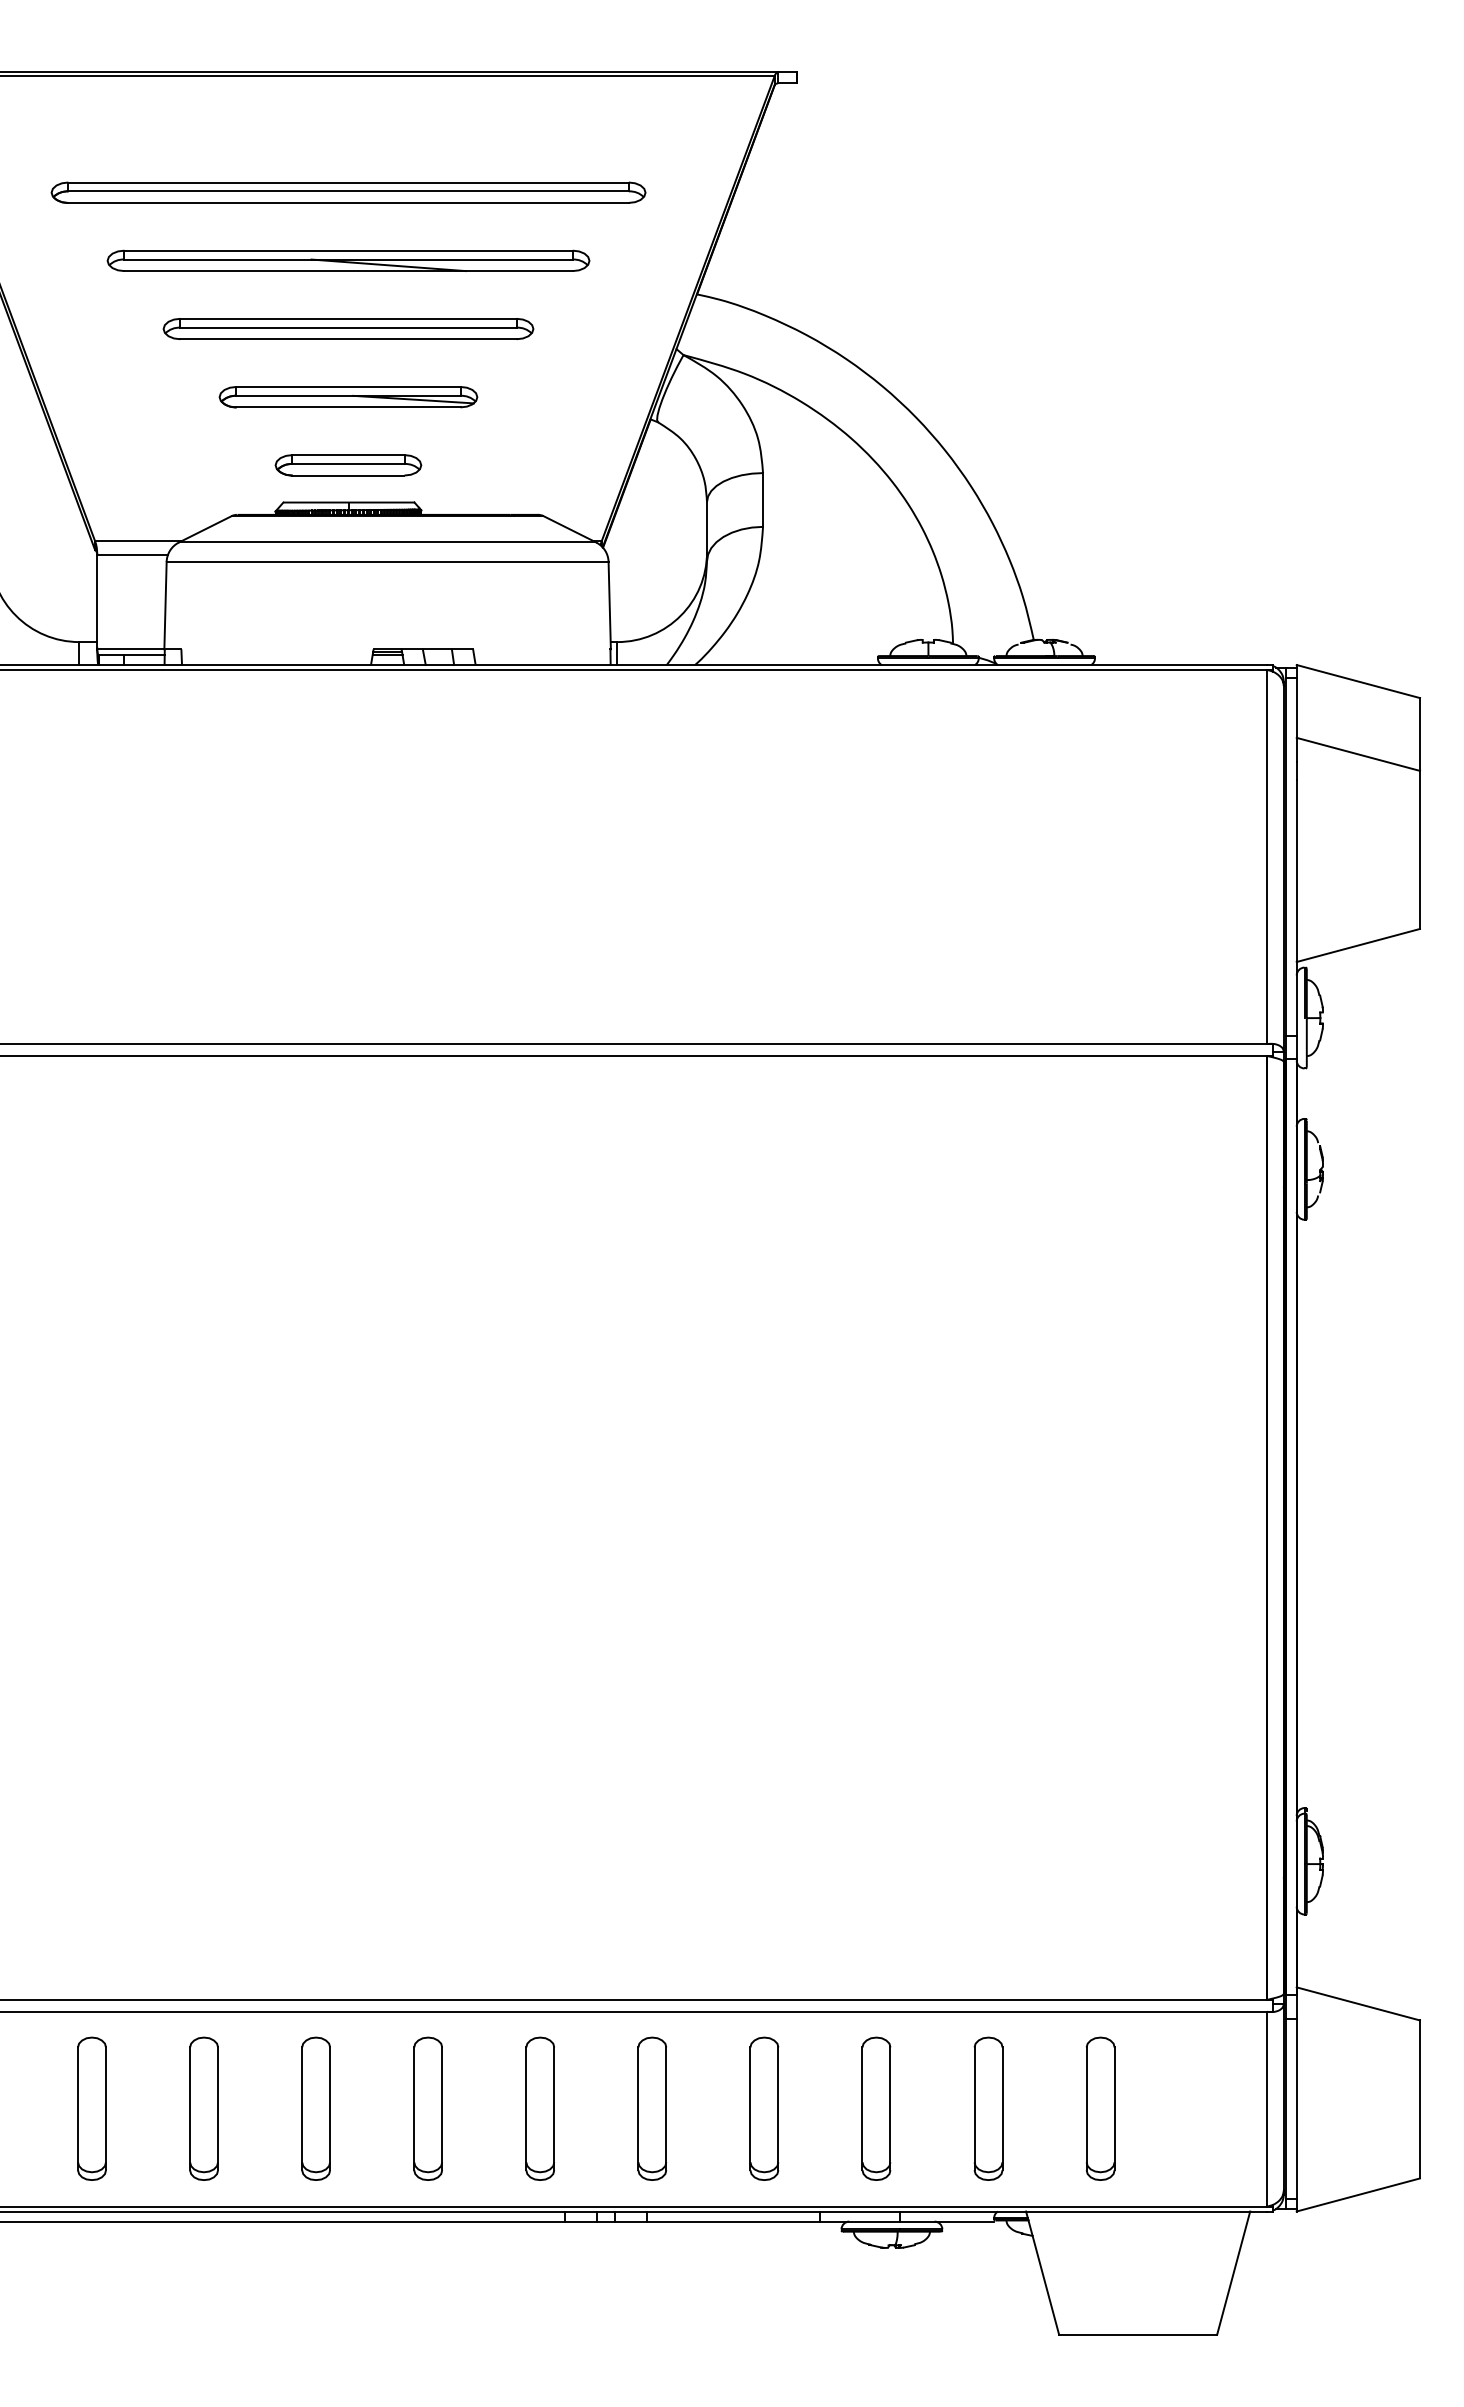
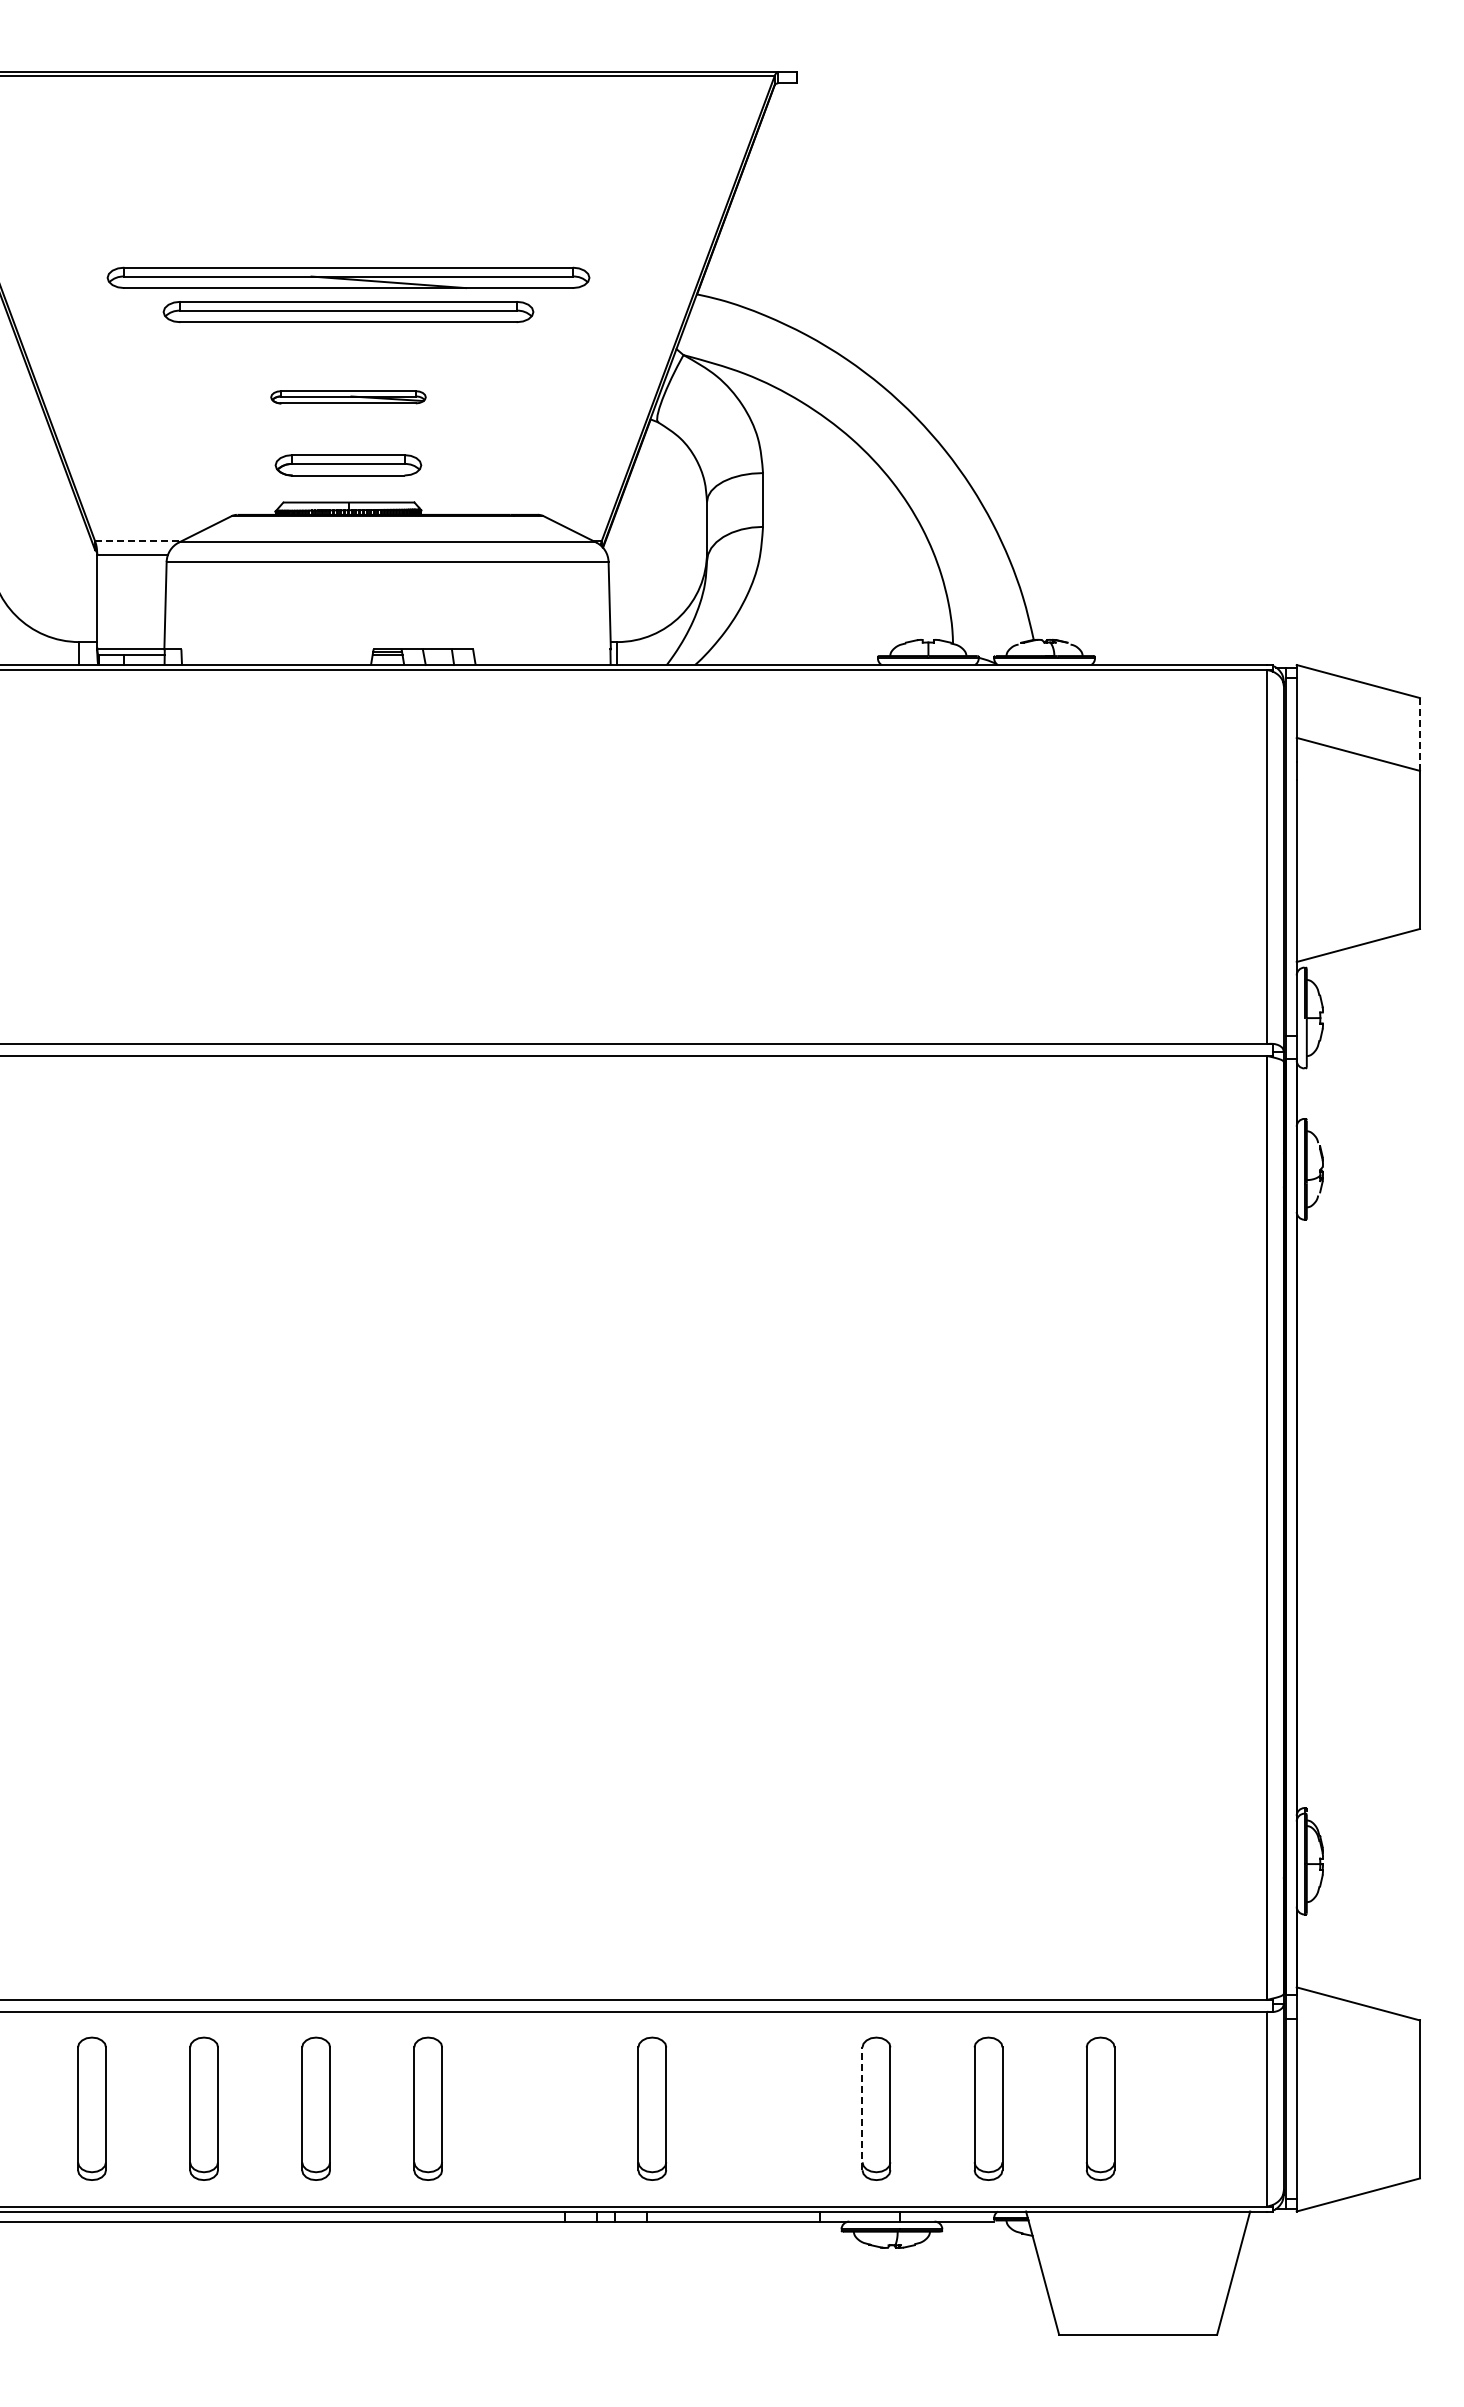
part: present -> none (348, 192)
part position: (348, 260) -> (348, 277) (348, 277)
part position: (348, 328) -> (348, 311) (348, 311)
part size: 261x23 px -> 157x15 px (348, 397)
line: solid -> dashed (138, 541)
line: solid -> dashed (1419, 733)
part: present -> none (539, 2108)
part: present -> none (764, 2108)
line: solid -> dashed (862, 2108)
